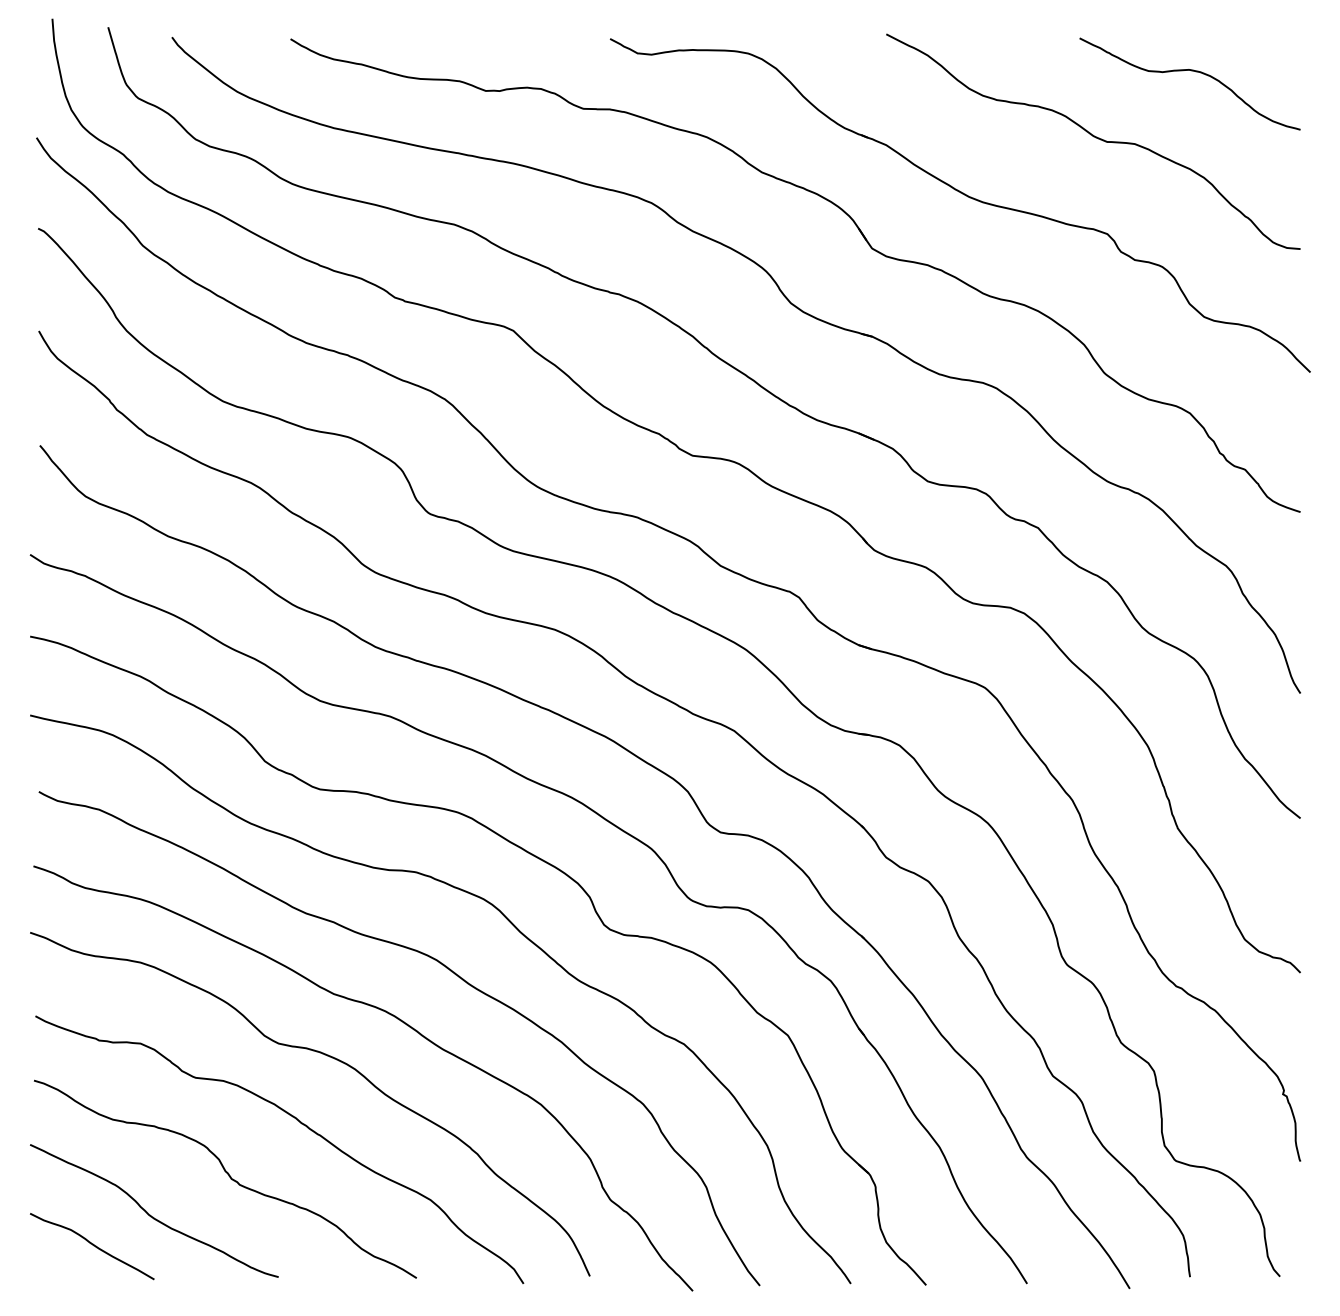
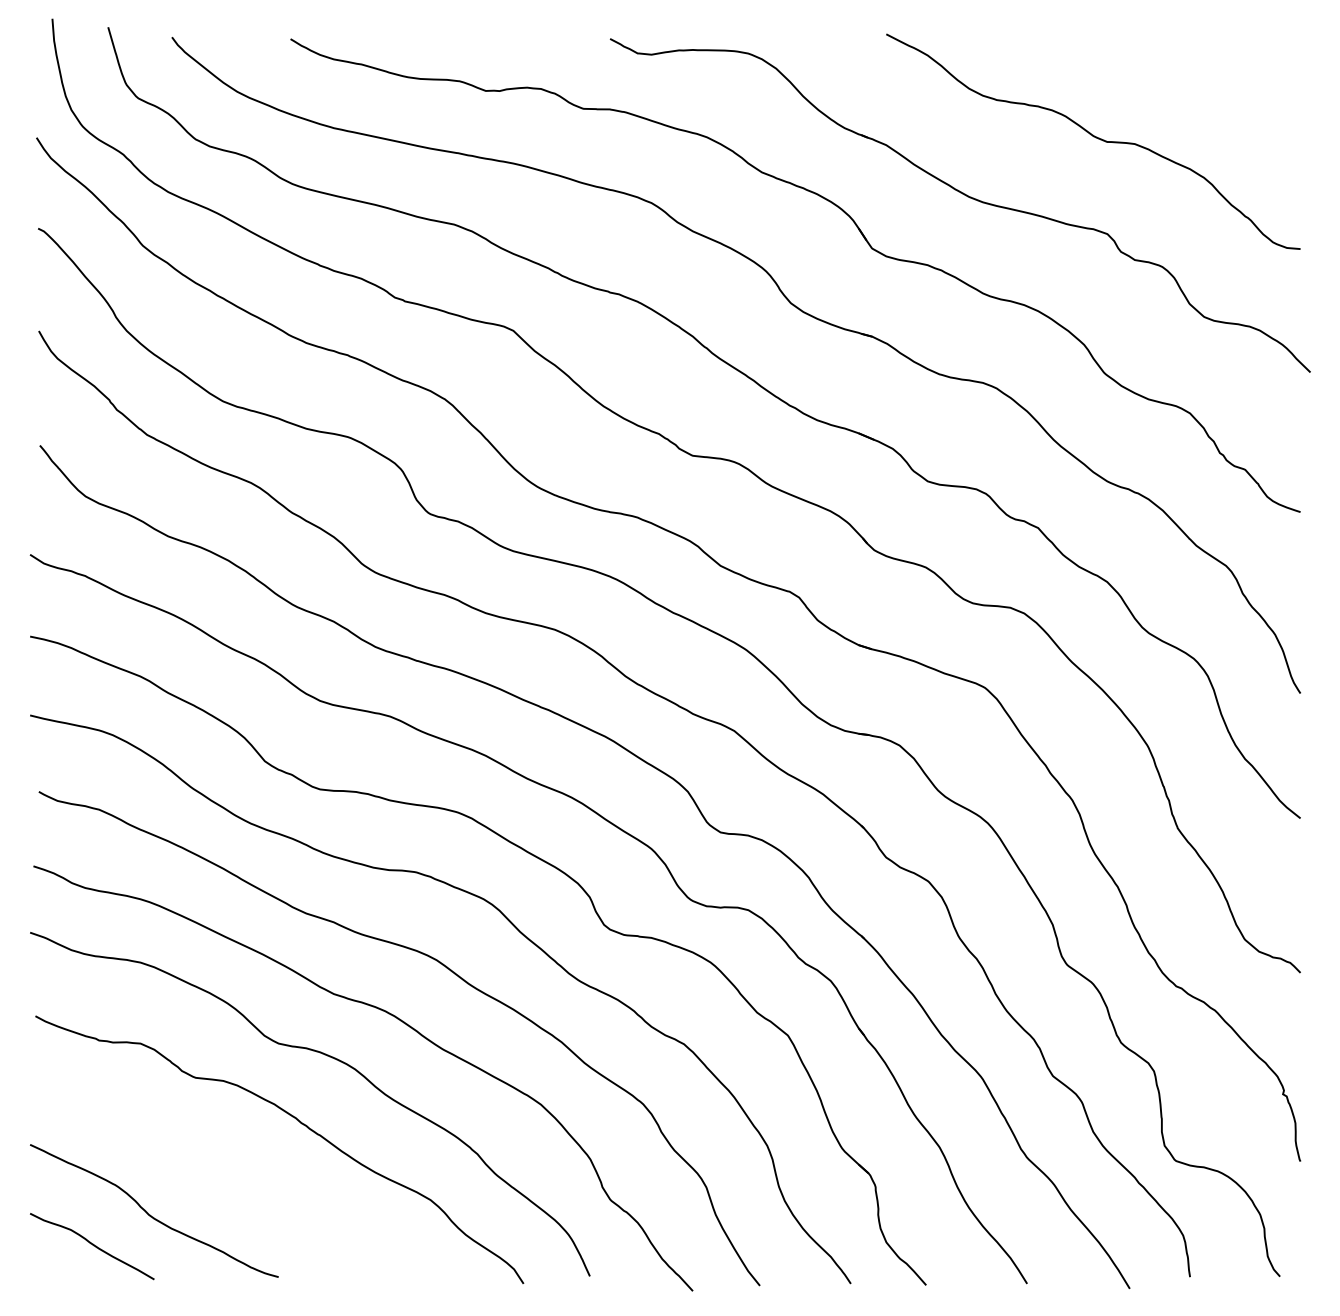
curve: present -> none (1191, 71)
curve: present -> none (228, 1176)
